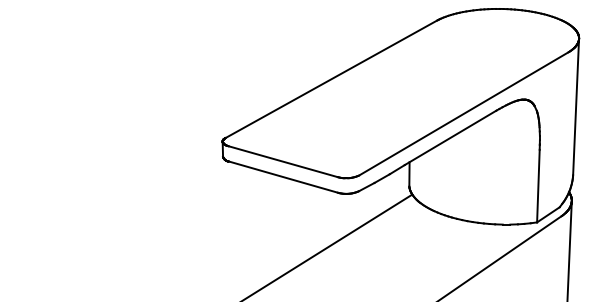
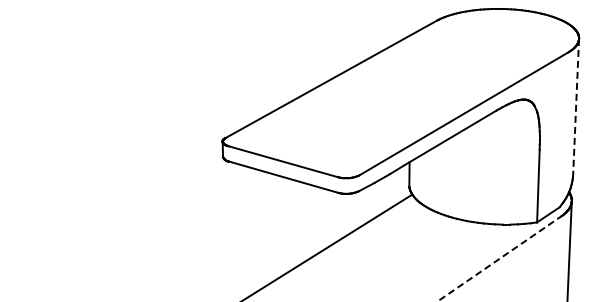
line: solid -> dashed (576, 107)
line: solid -> dashed (499, 258)
